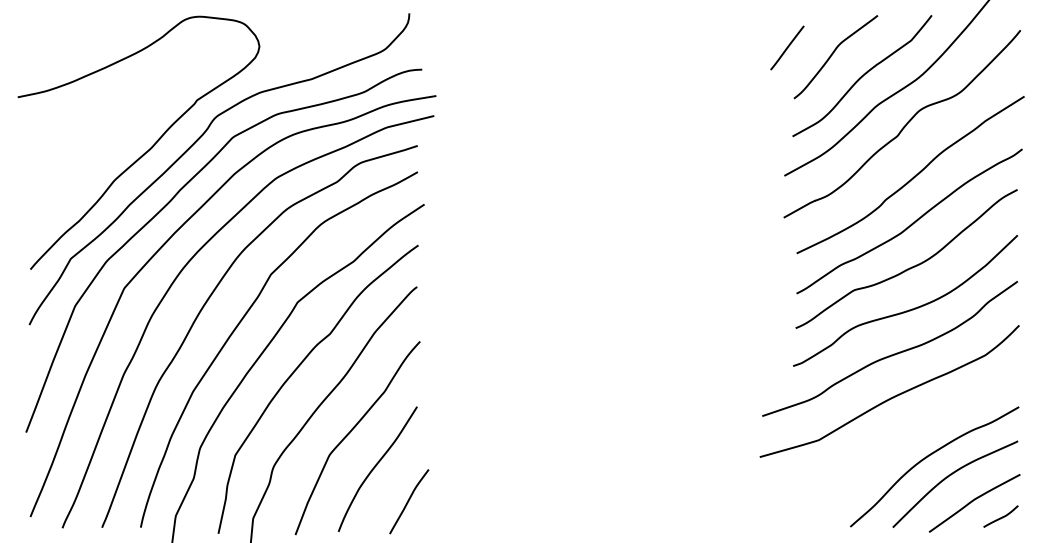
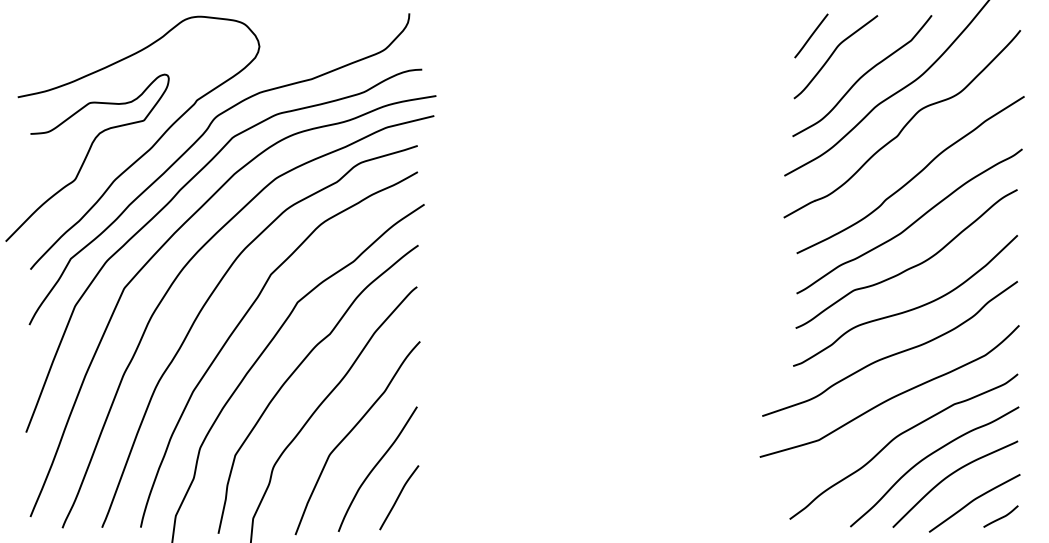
line position: (787, 47) -> (811, 35) (811, 35)
curve: none -> present (87, 156)
curve: none -> present (896, 438)
curve position: (409, 501) -> (399, 497) (399, 497)
